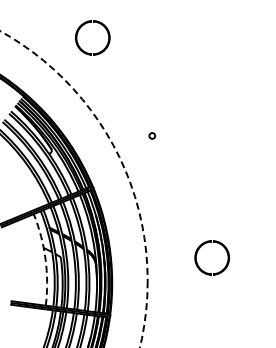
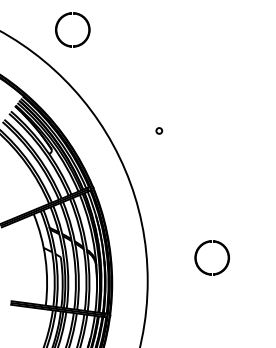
part position: (88, 23) -> (68, 15) (68, 15)
circle position: (152, 135) -> (159, 130) (159, 130)
circle: dashed -> solid (73, 189)
arc: dashed -> solid (45, 259)
